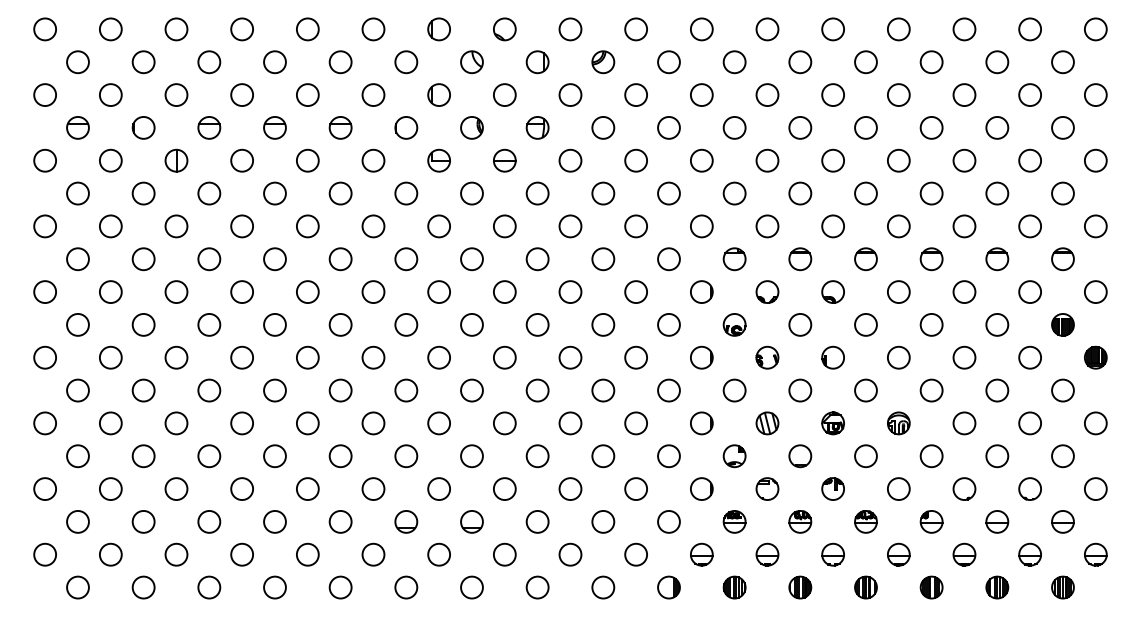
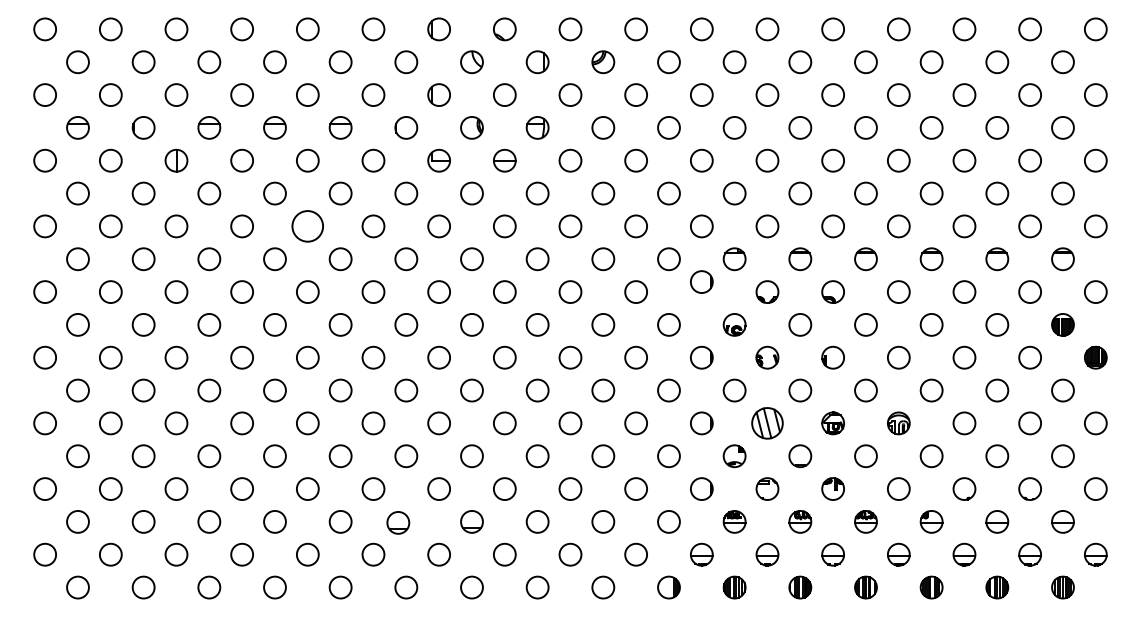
circle size: 24x25 px -> 33x33 px (307, 226)
circle position: (701, 291) -> (701, 281) (701, 281)
part size: 25x25 px -> 33x33 px (767, 423)
part position: (406, 521) -> (398, 522) (398, 522)
